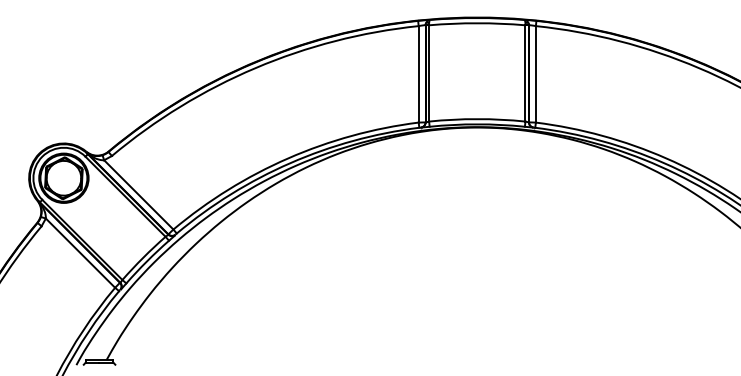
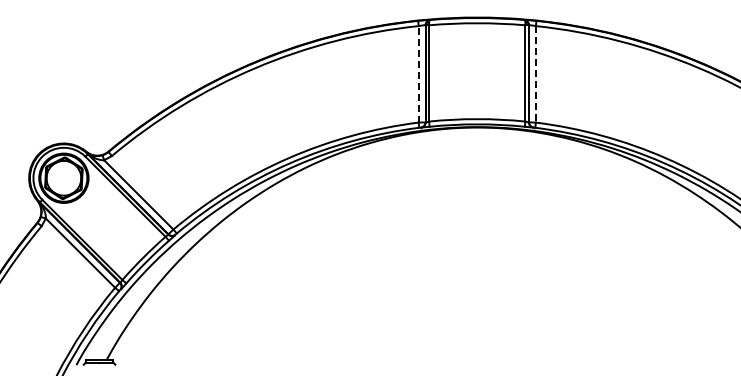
line: solid -> dashed (418, 73)
line: solid -> dashed (535, 74)
